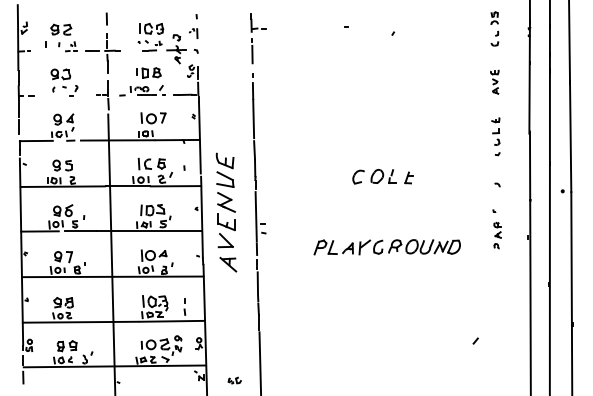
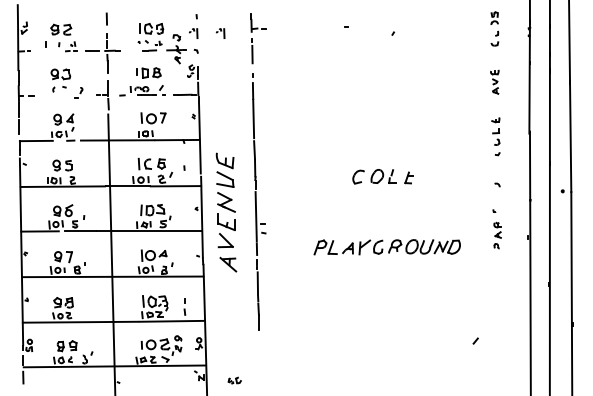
part: none -> present (220, 33)
part position: (73, 90) -> (78, 92) (78, 92)
line: present -> none (260, 362)
